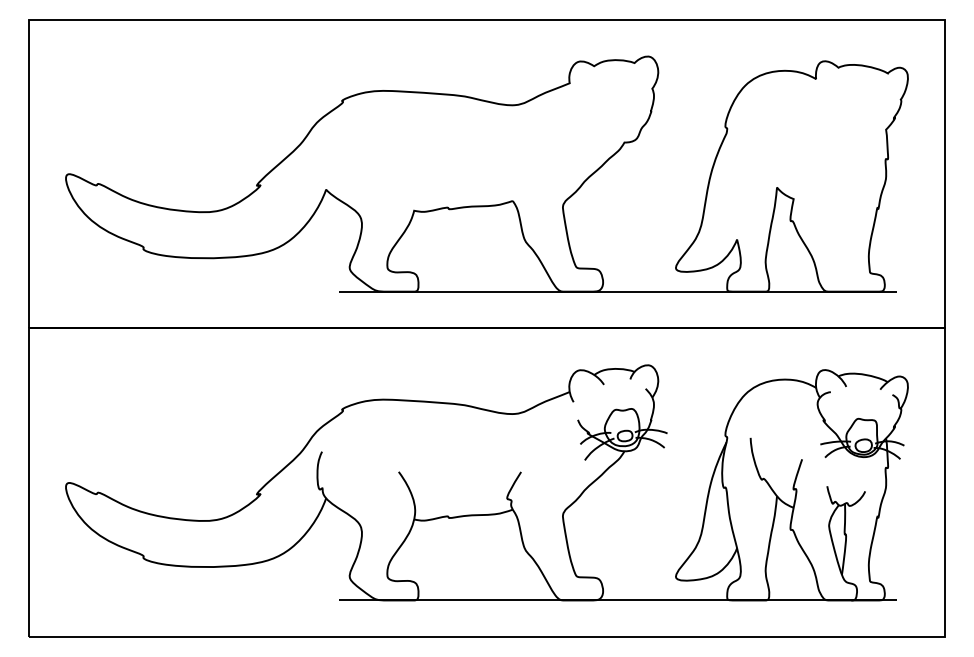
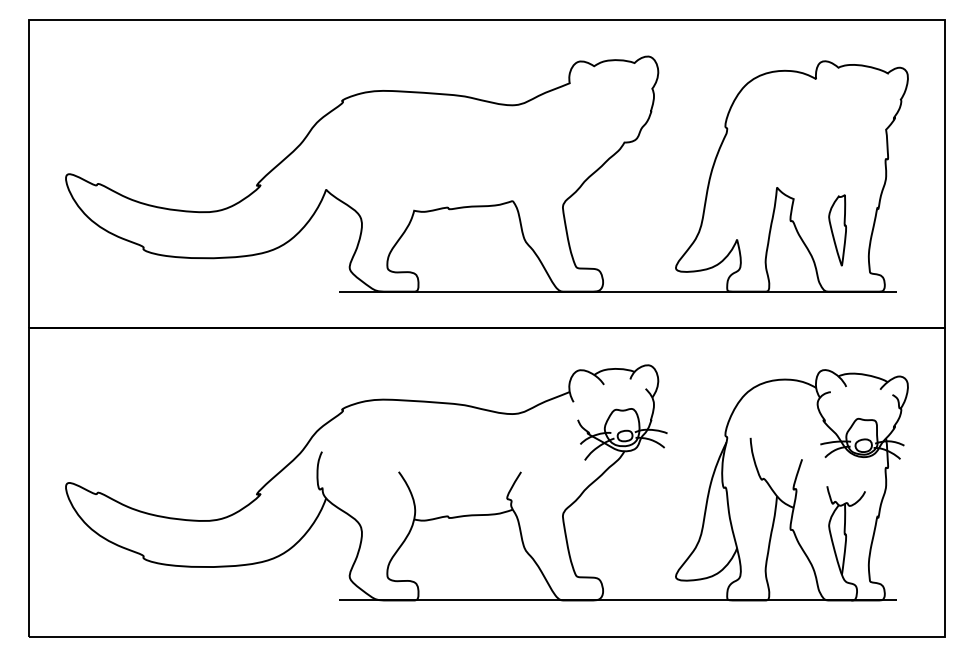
part: none -> present (837, 230)
